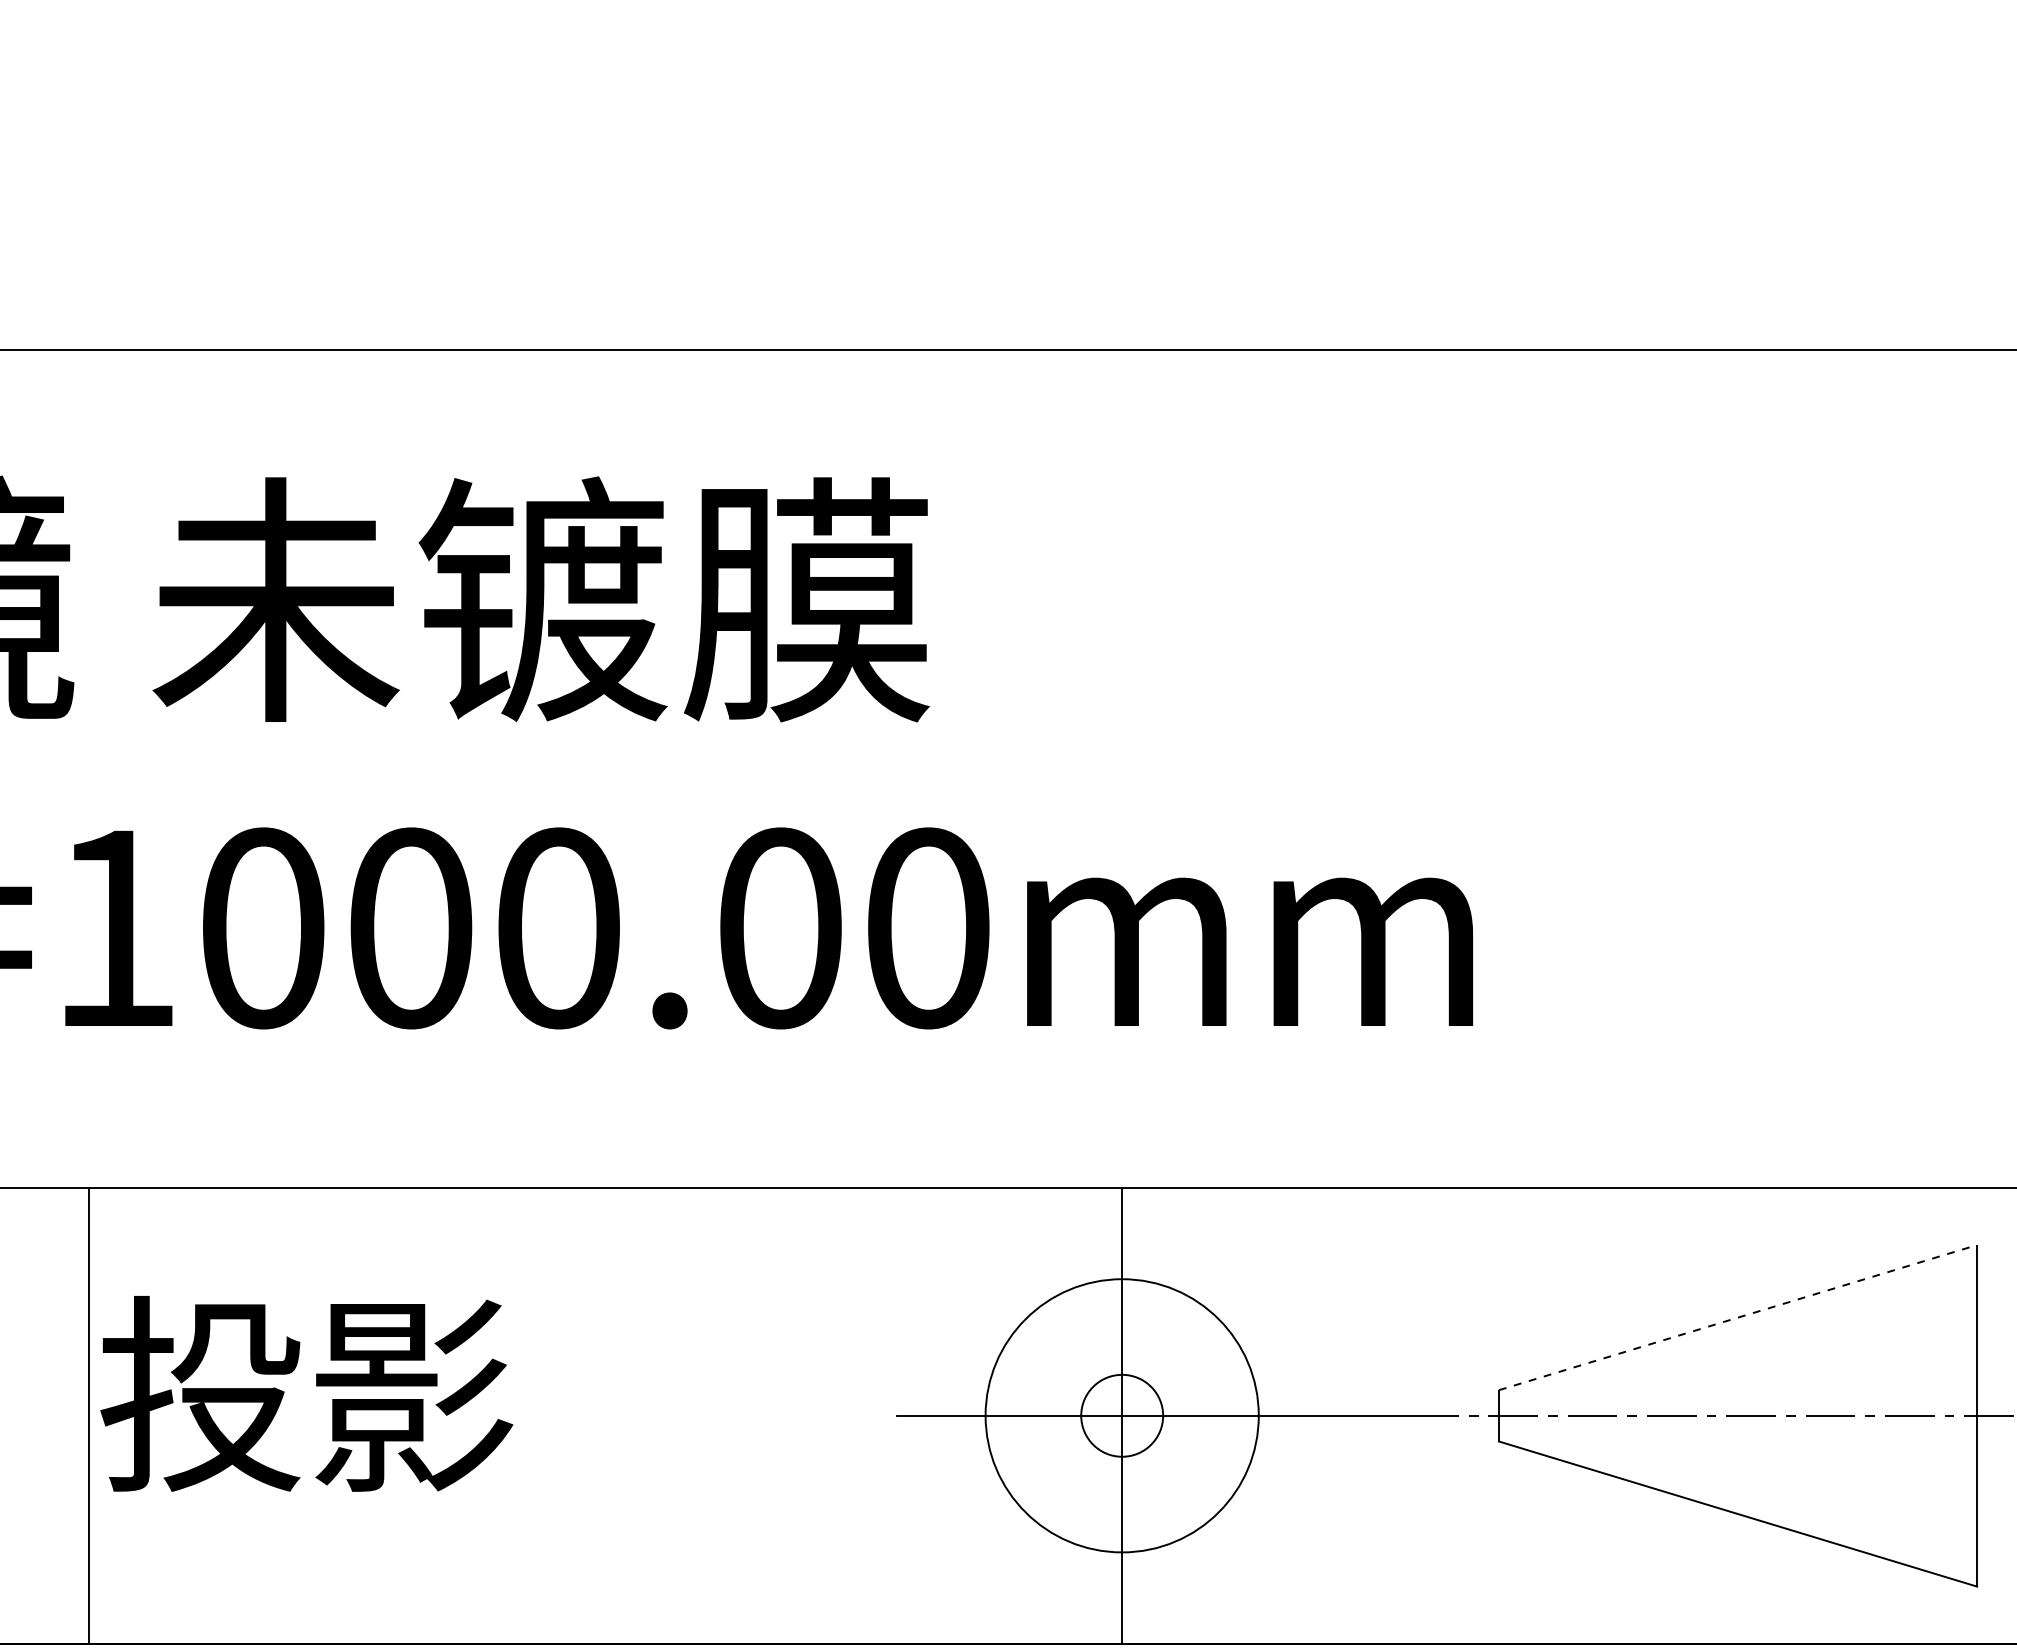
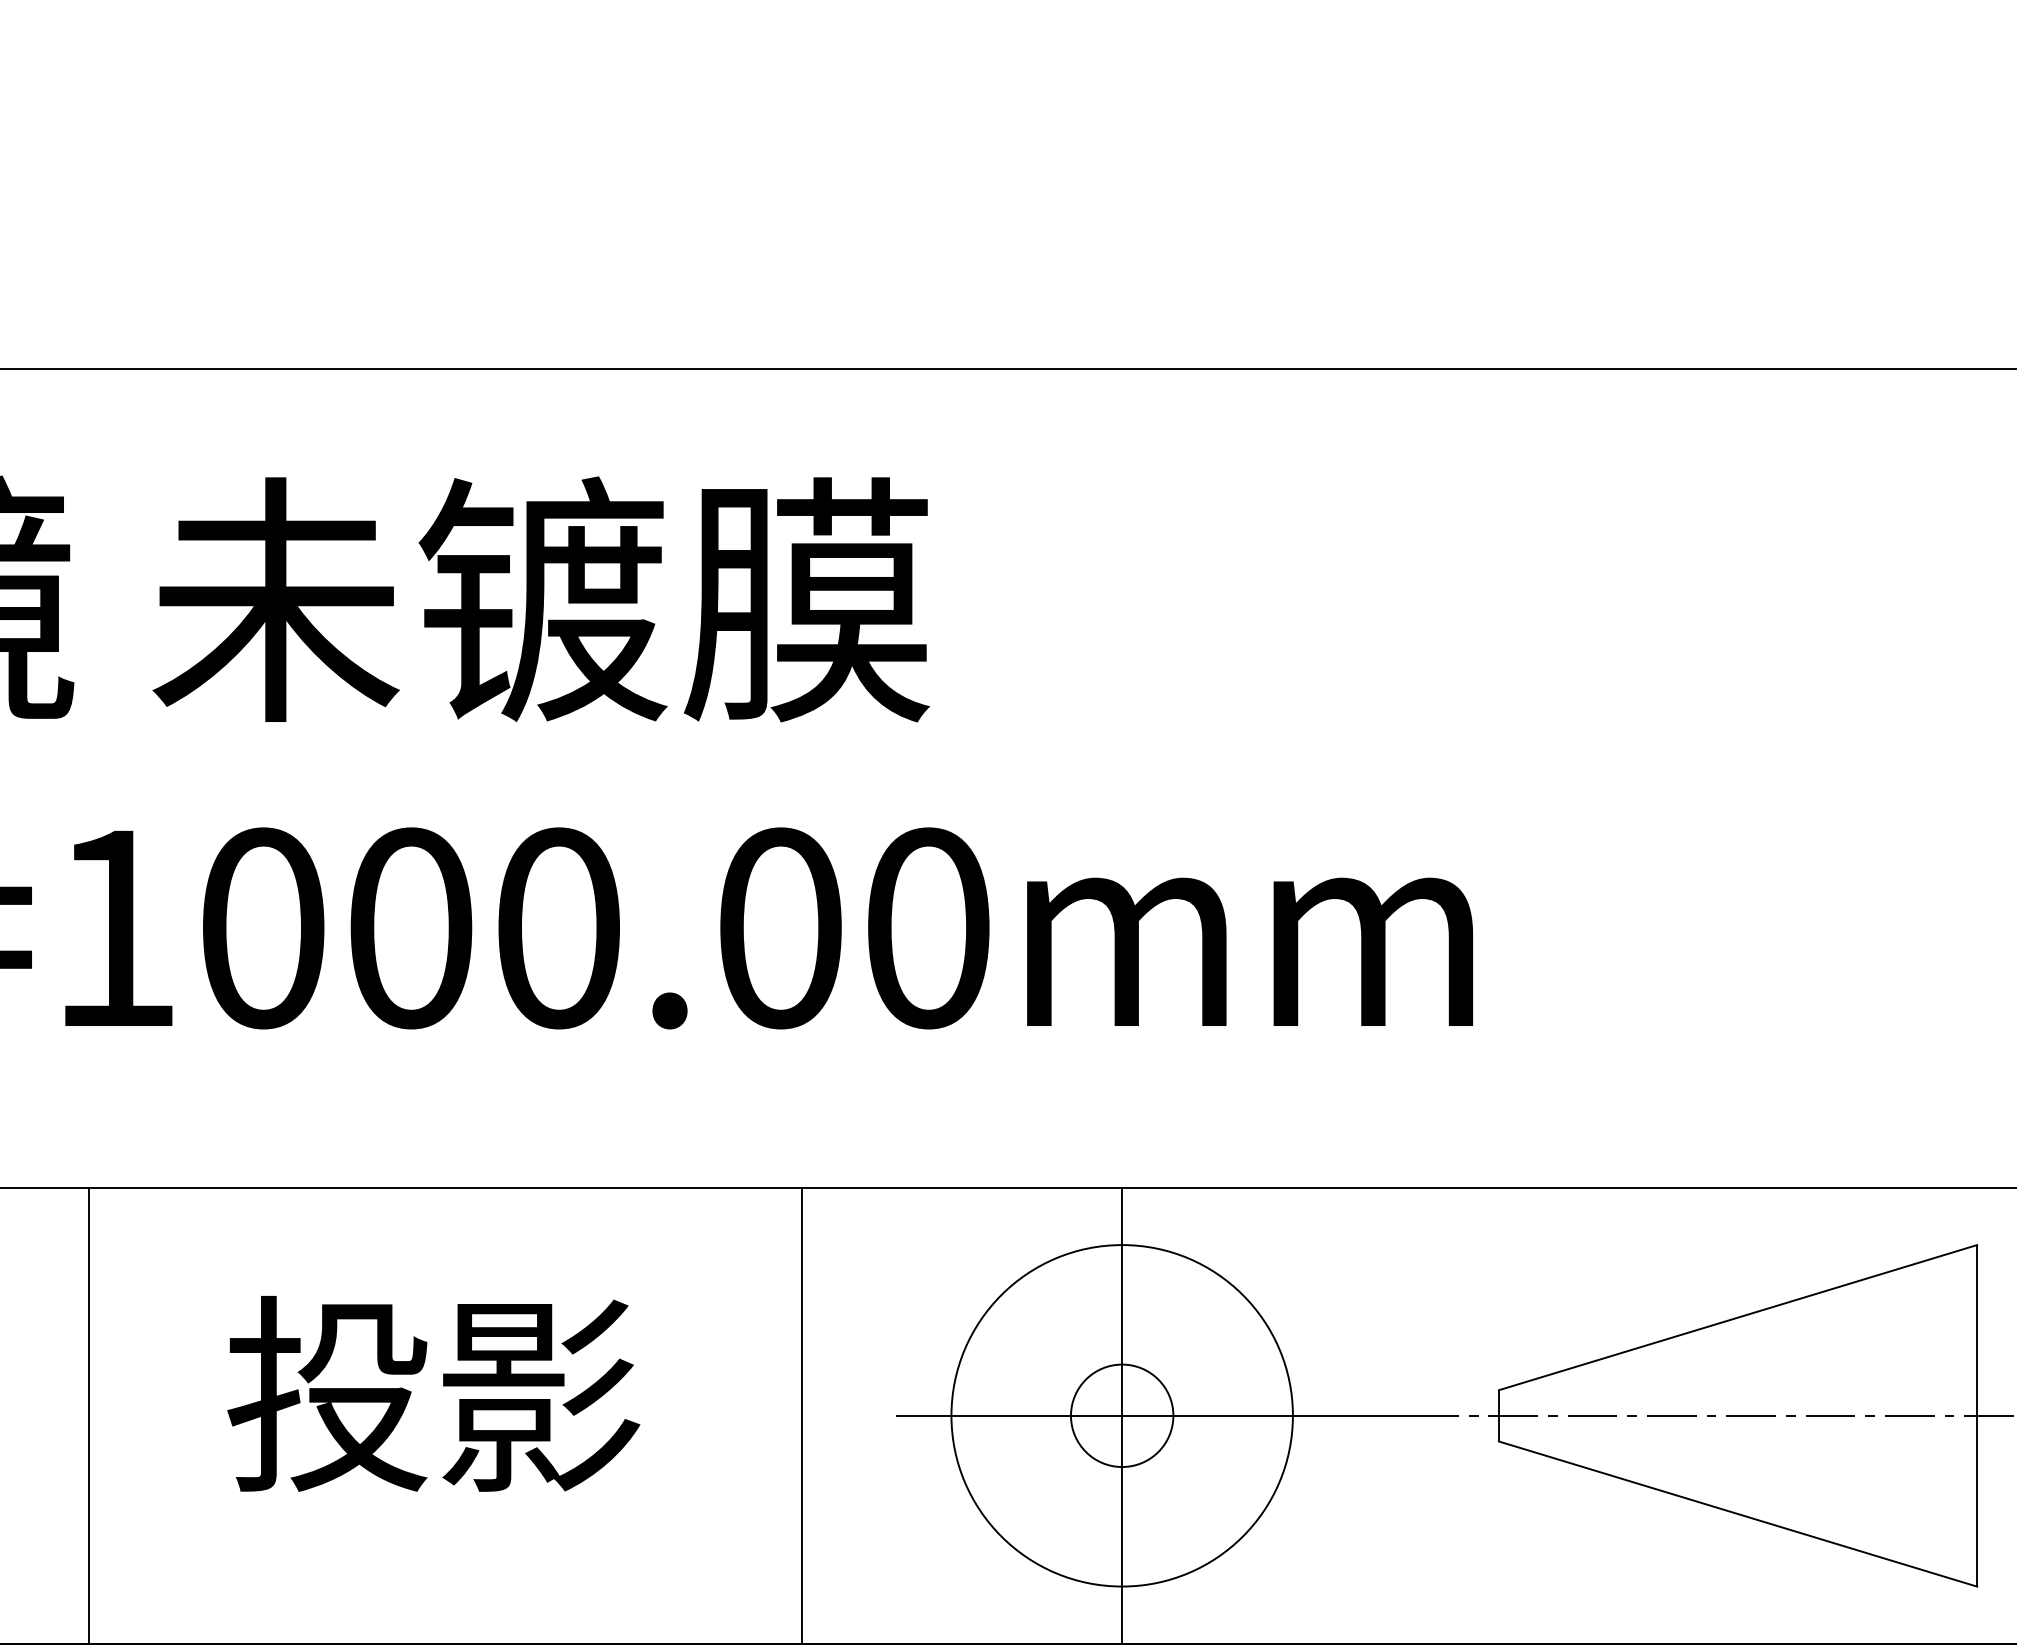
line position: (1007, 349) -> (1007, 368) (1007, 368)
line: dashed -> solid (1738, 1317)
text position: (306, 1393) -> (433, 1393) (433, 1393)
line: none -> present (802, 1415)
circle diameter: 273 px -> 341 px (1121, 1415)
circle diameter: 82 px -> 102 px (1121, 1415)
